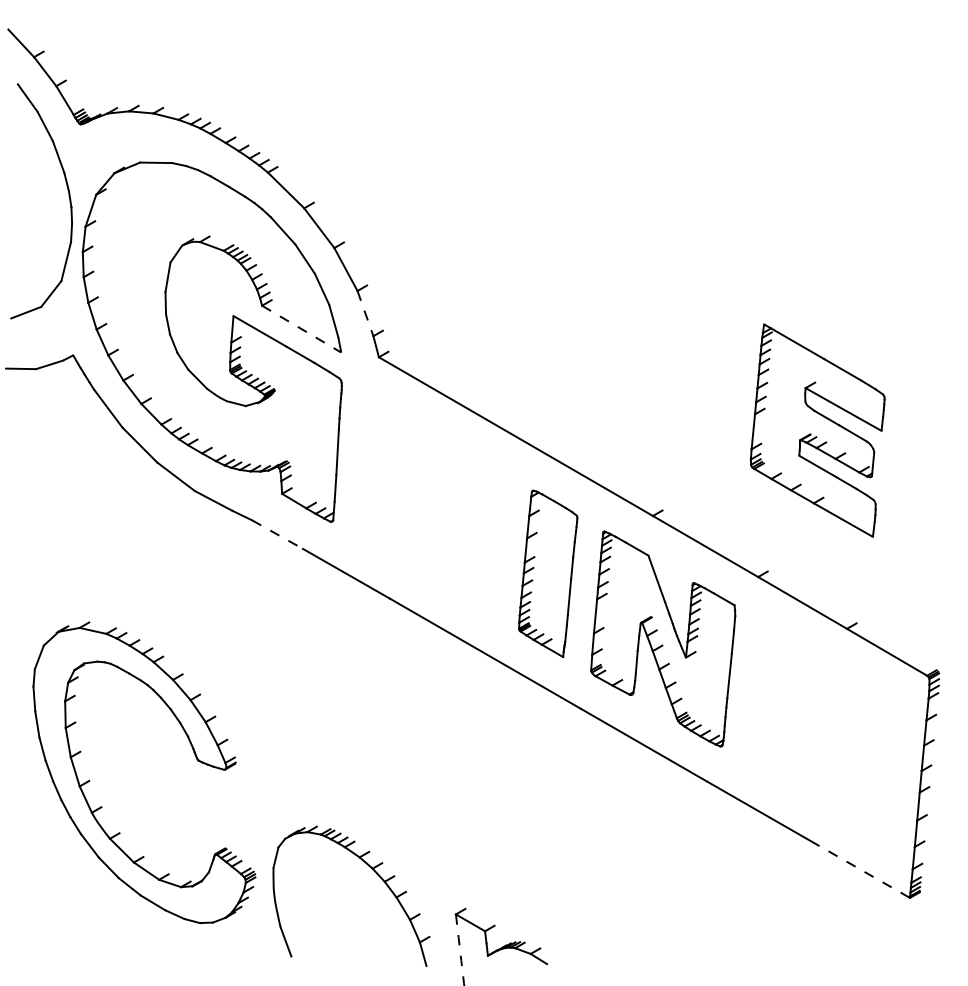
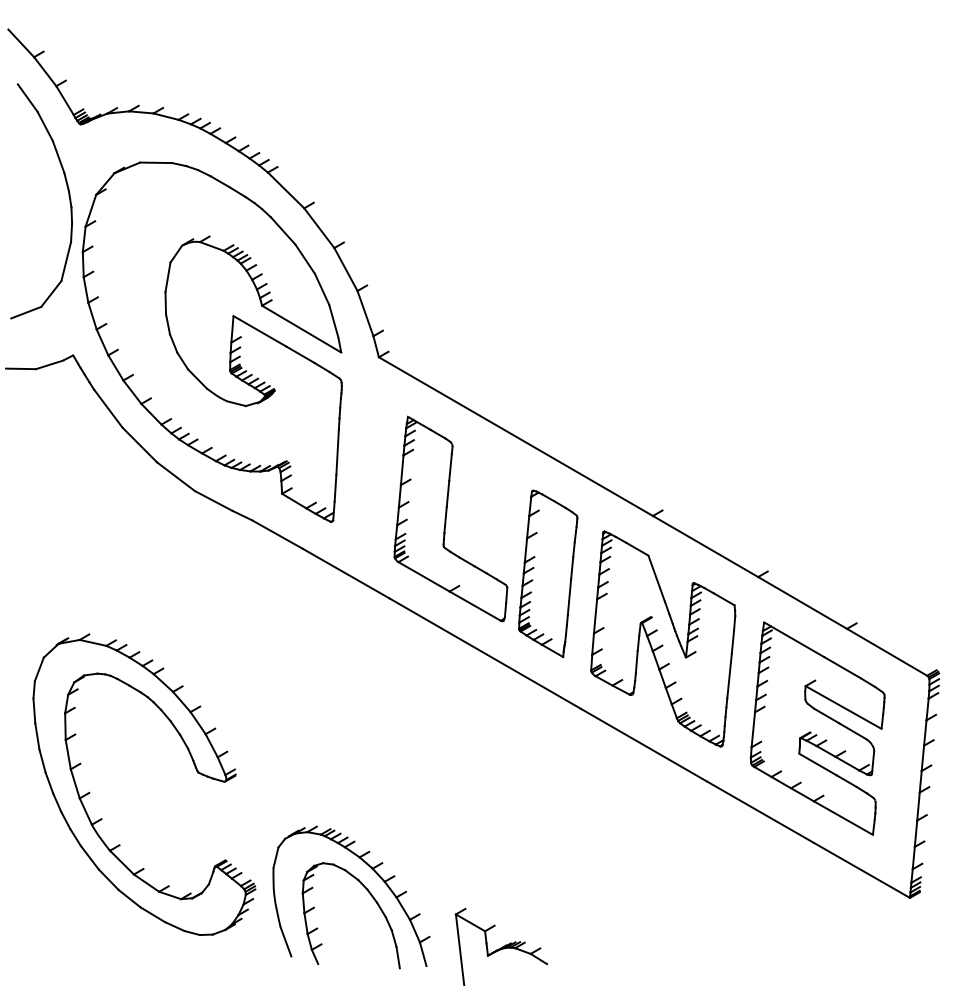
line: dashed -> solid (365, 313)
line: dashed -> solid (301, 329)
part position: (817, 430) -> (817, 728) (817, 728)
part: none -> present (450, 518)
line: dashed -> solid (277, 534)
part position: (194, 755) -> (194, 767) (194, 767)
line: dashed -> solid (861, 869)
part: none -> present (372, 898)
arc: dashed -> solid (460, 950)
